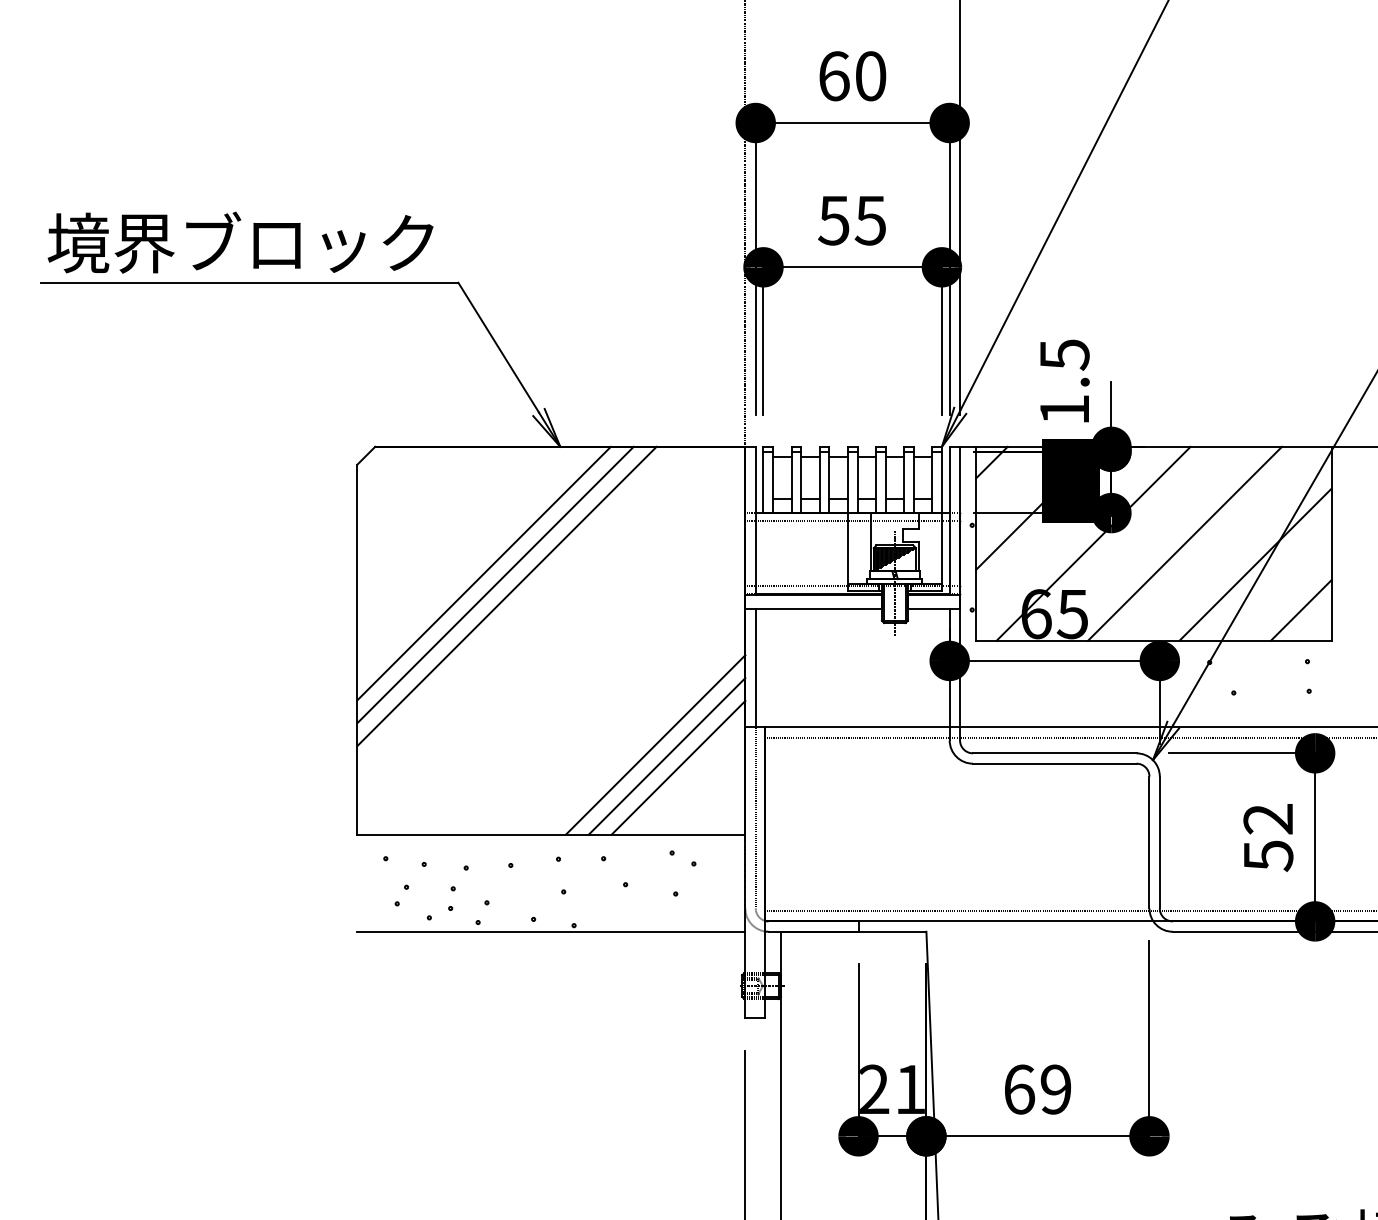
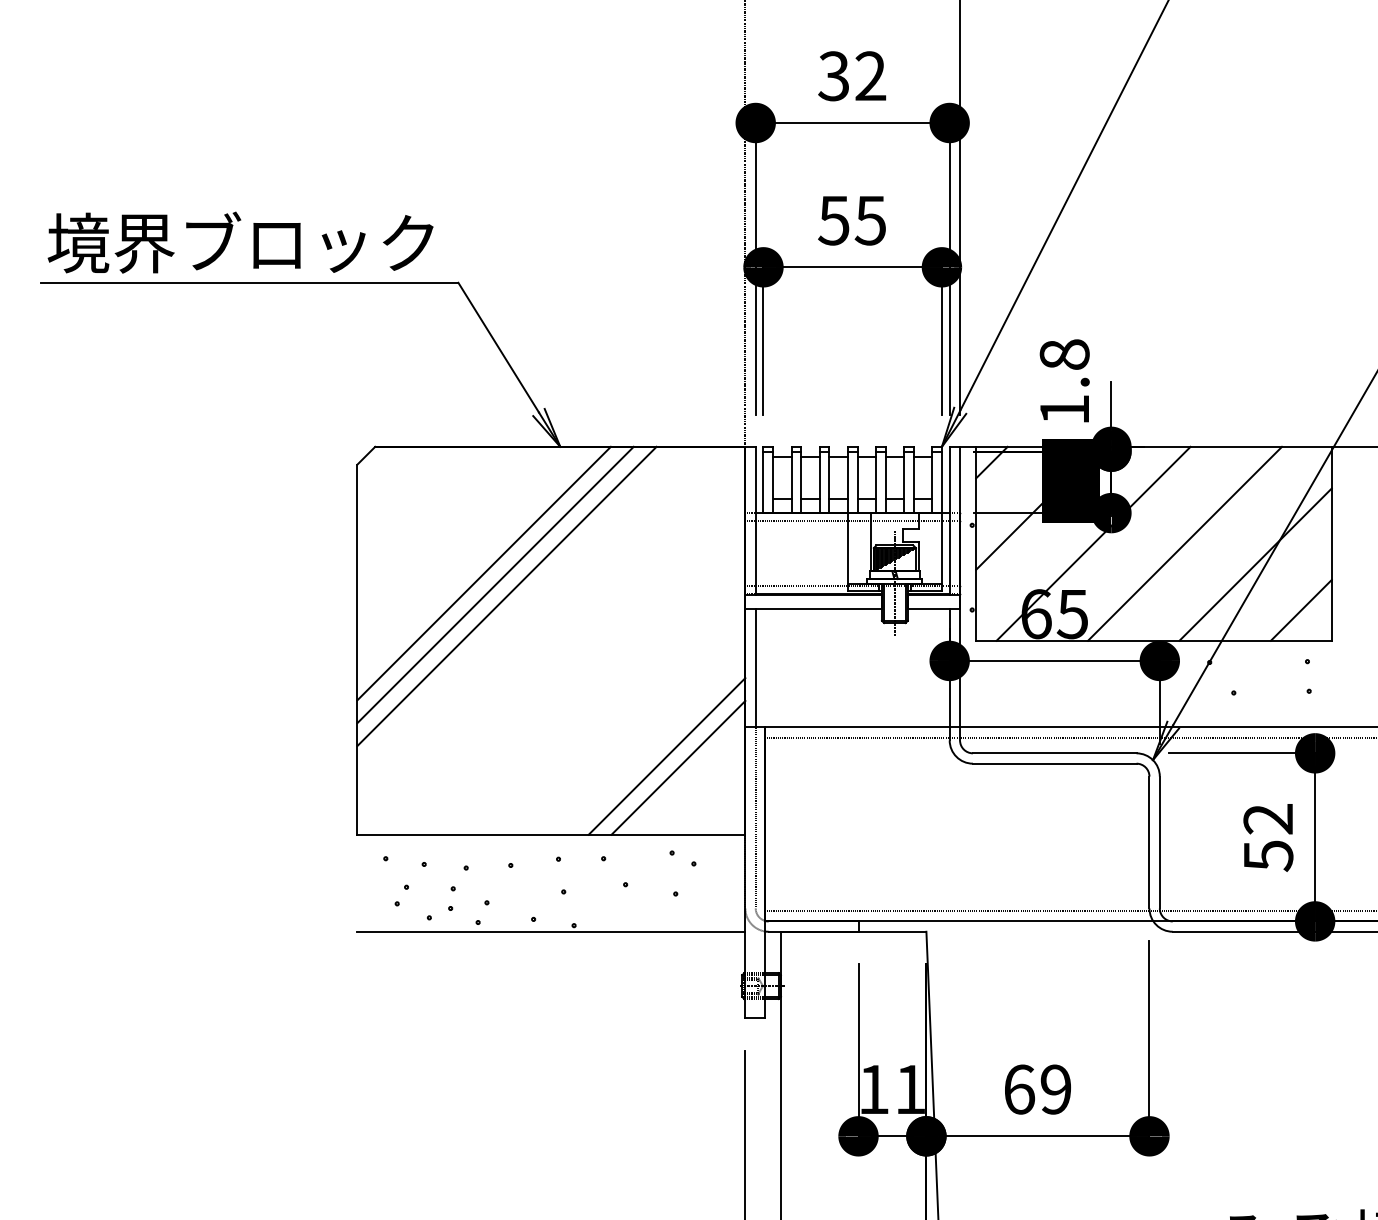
text: 60 -> 32 (852, 76)
text: 1.5 -> 1.8 (1064, 354)
line: present -> none (655, 744)
text: 21 -> 11 (874, 1088)
